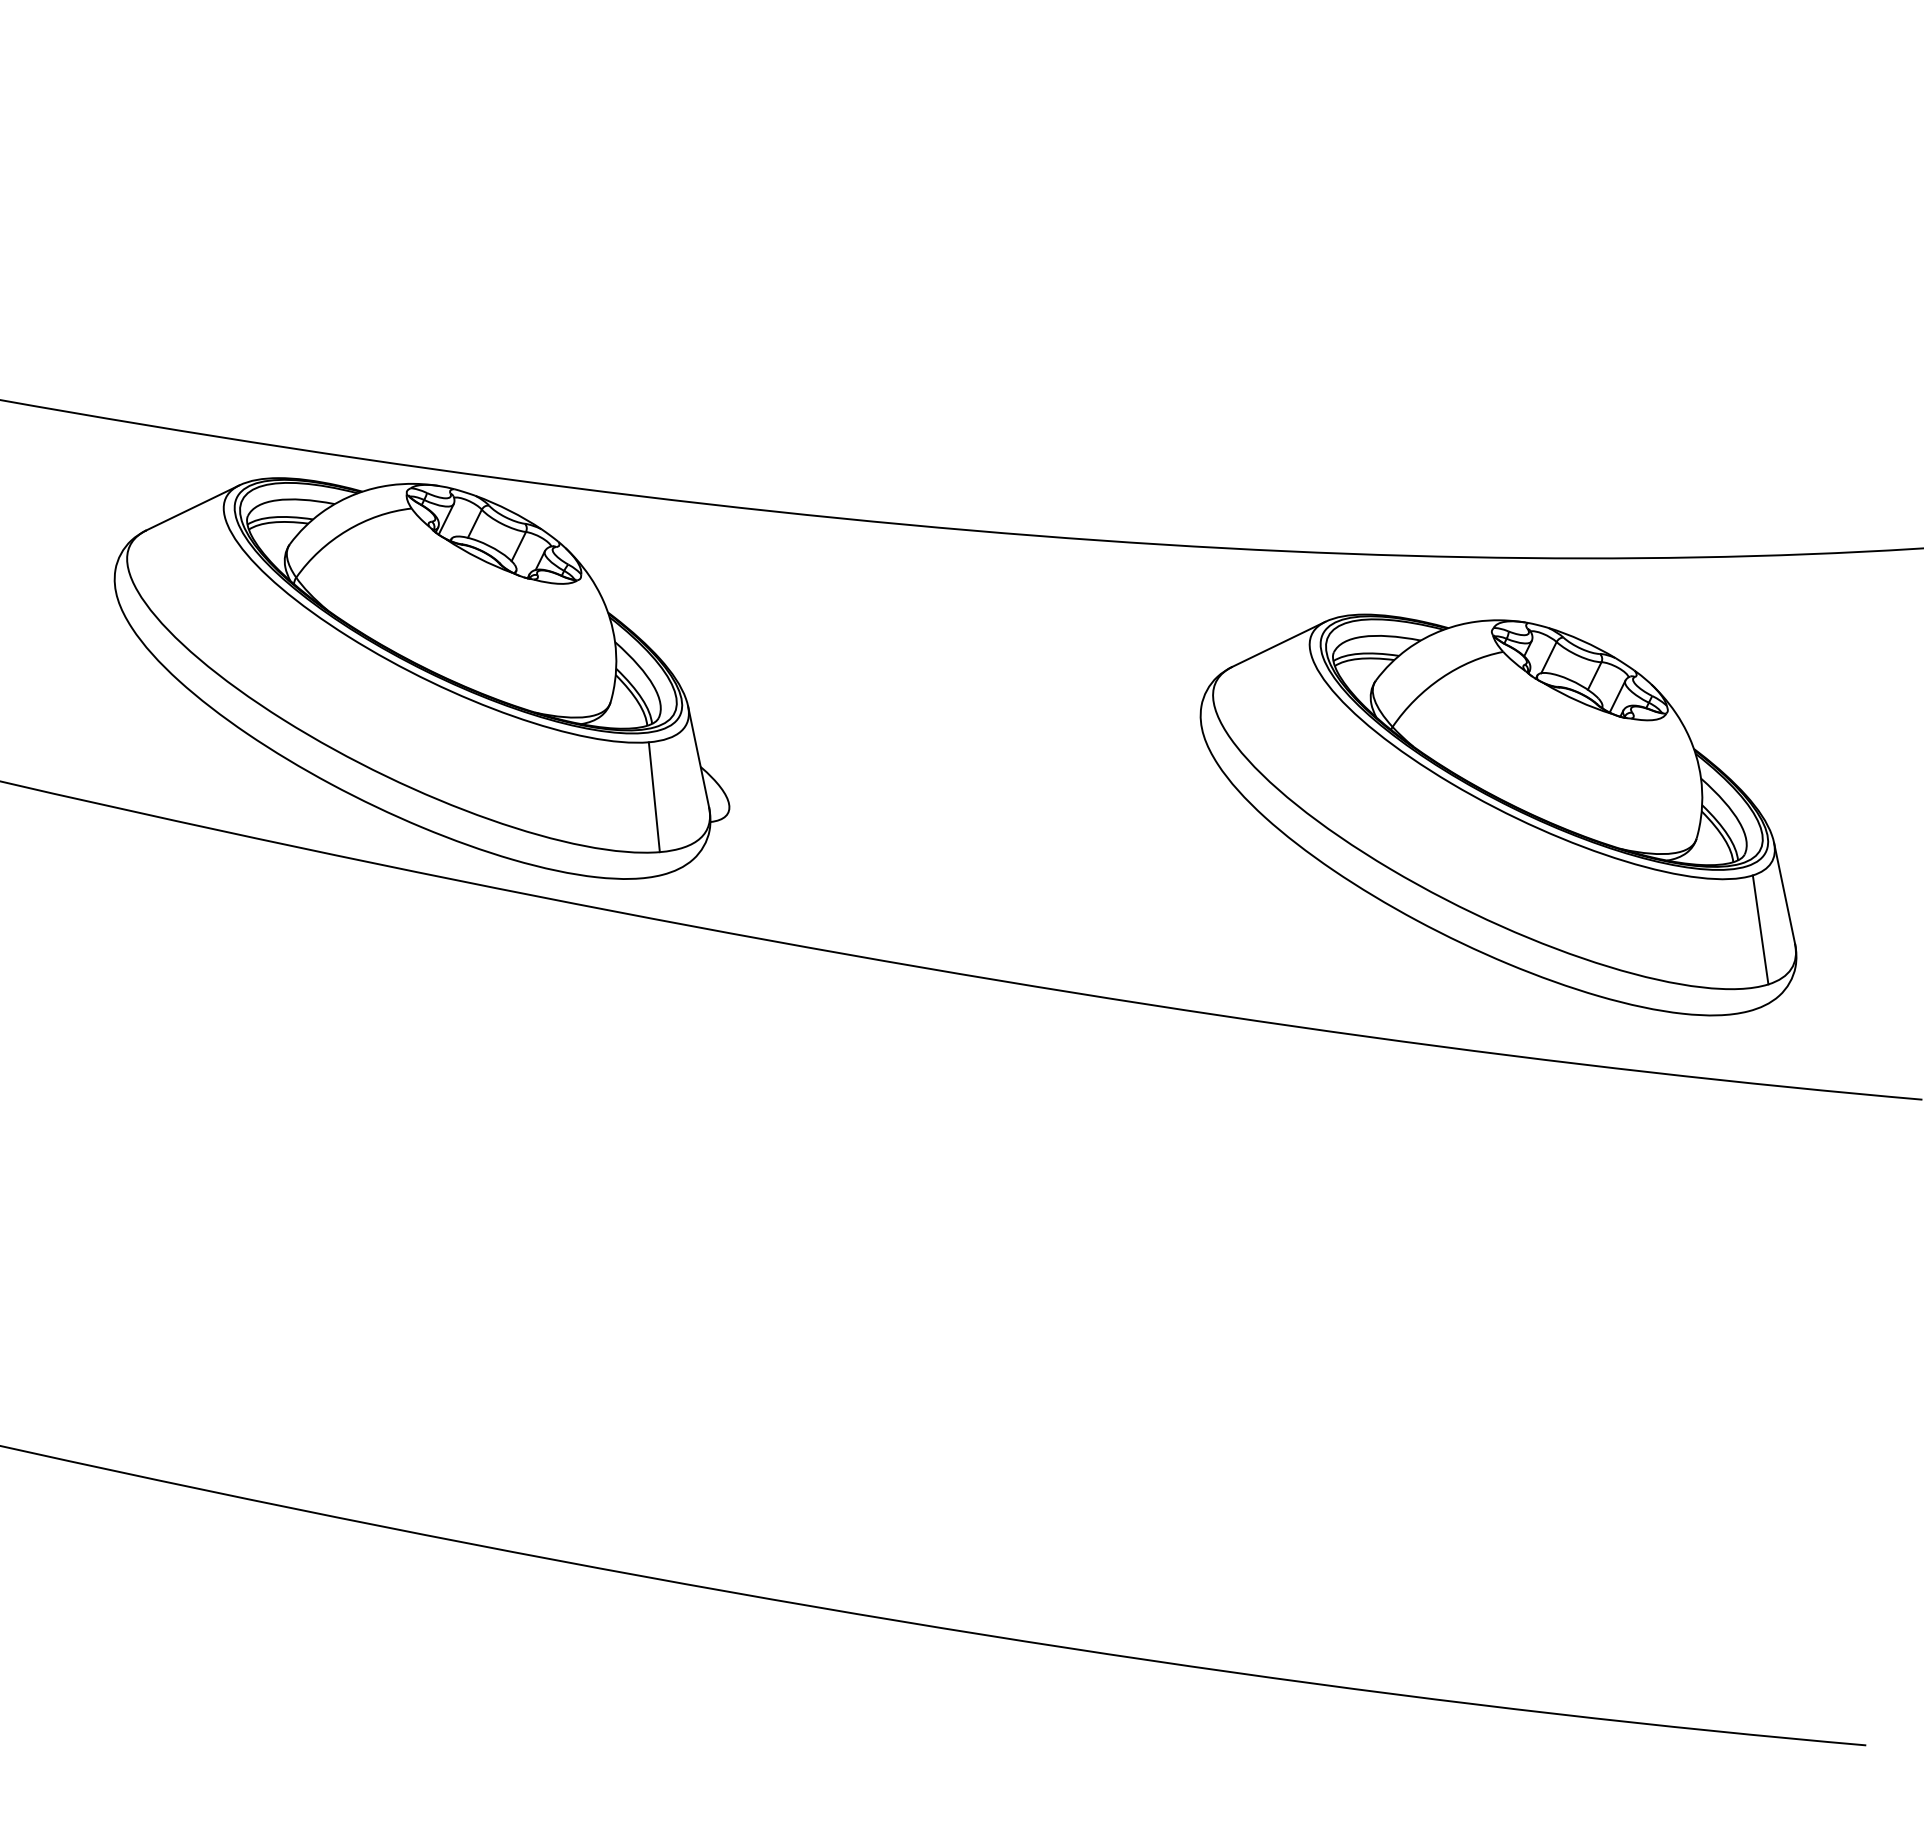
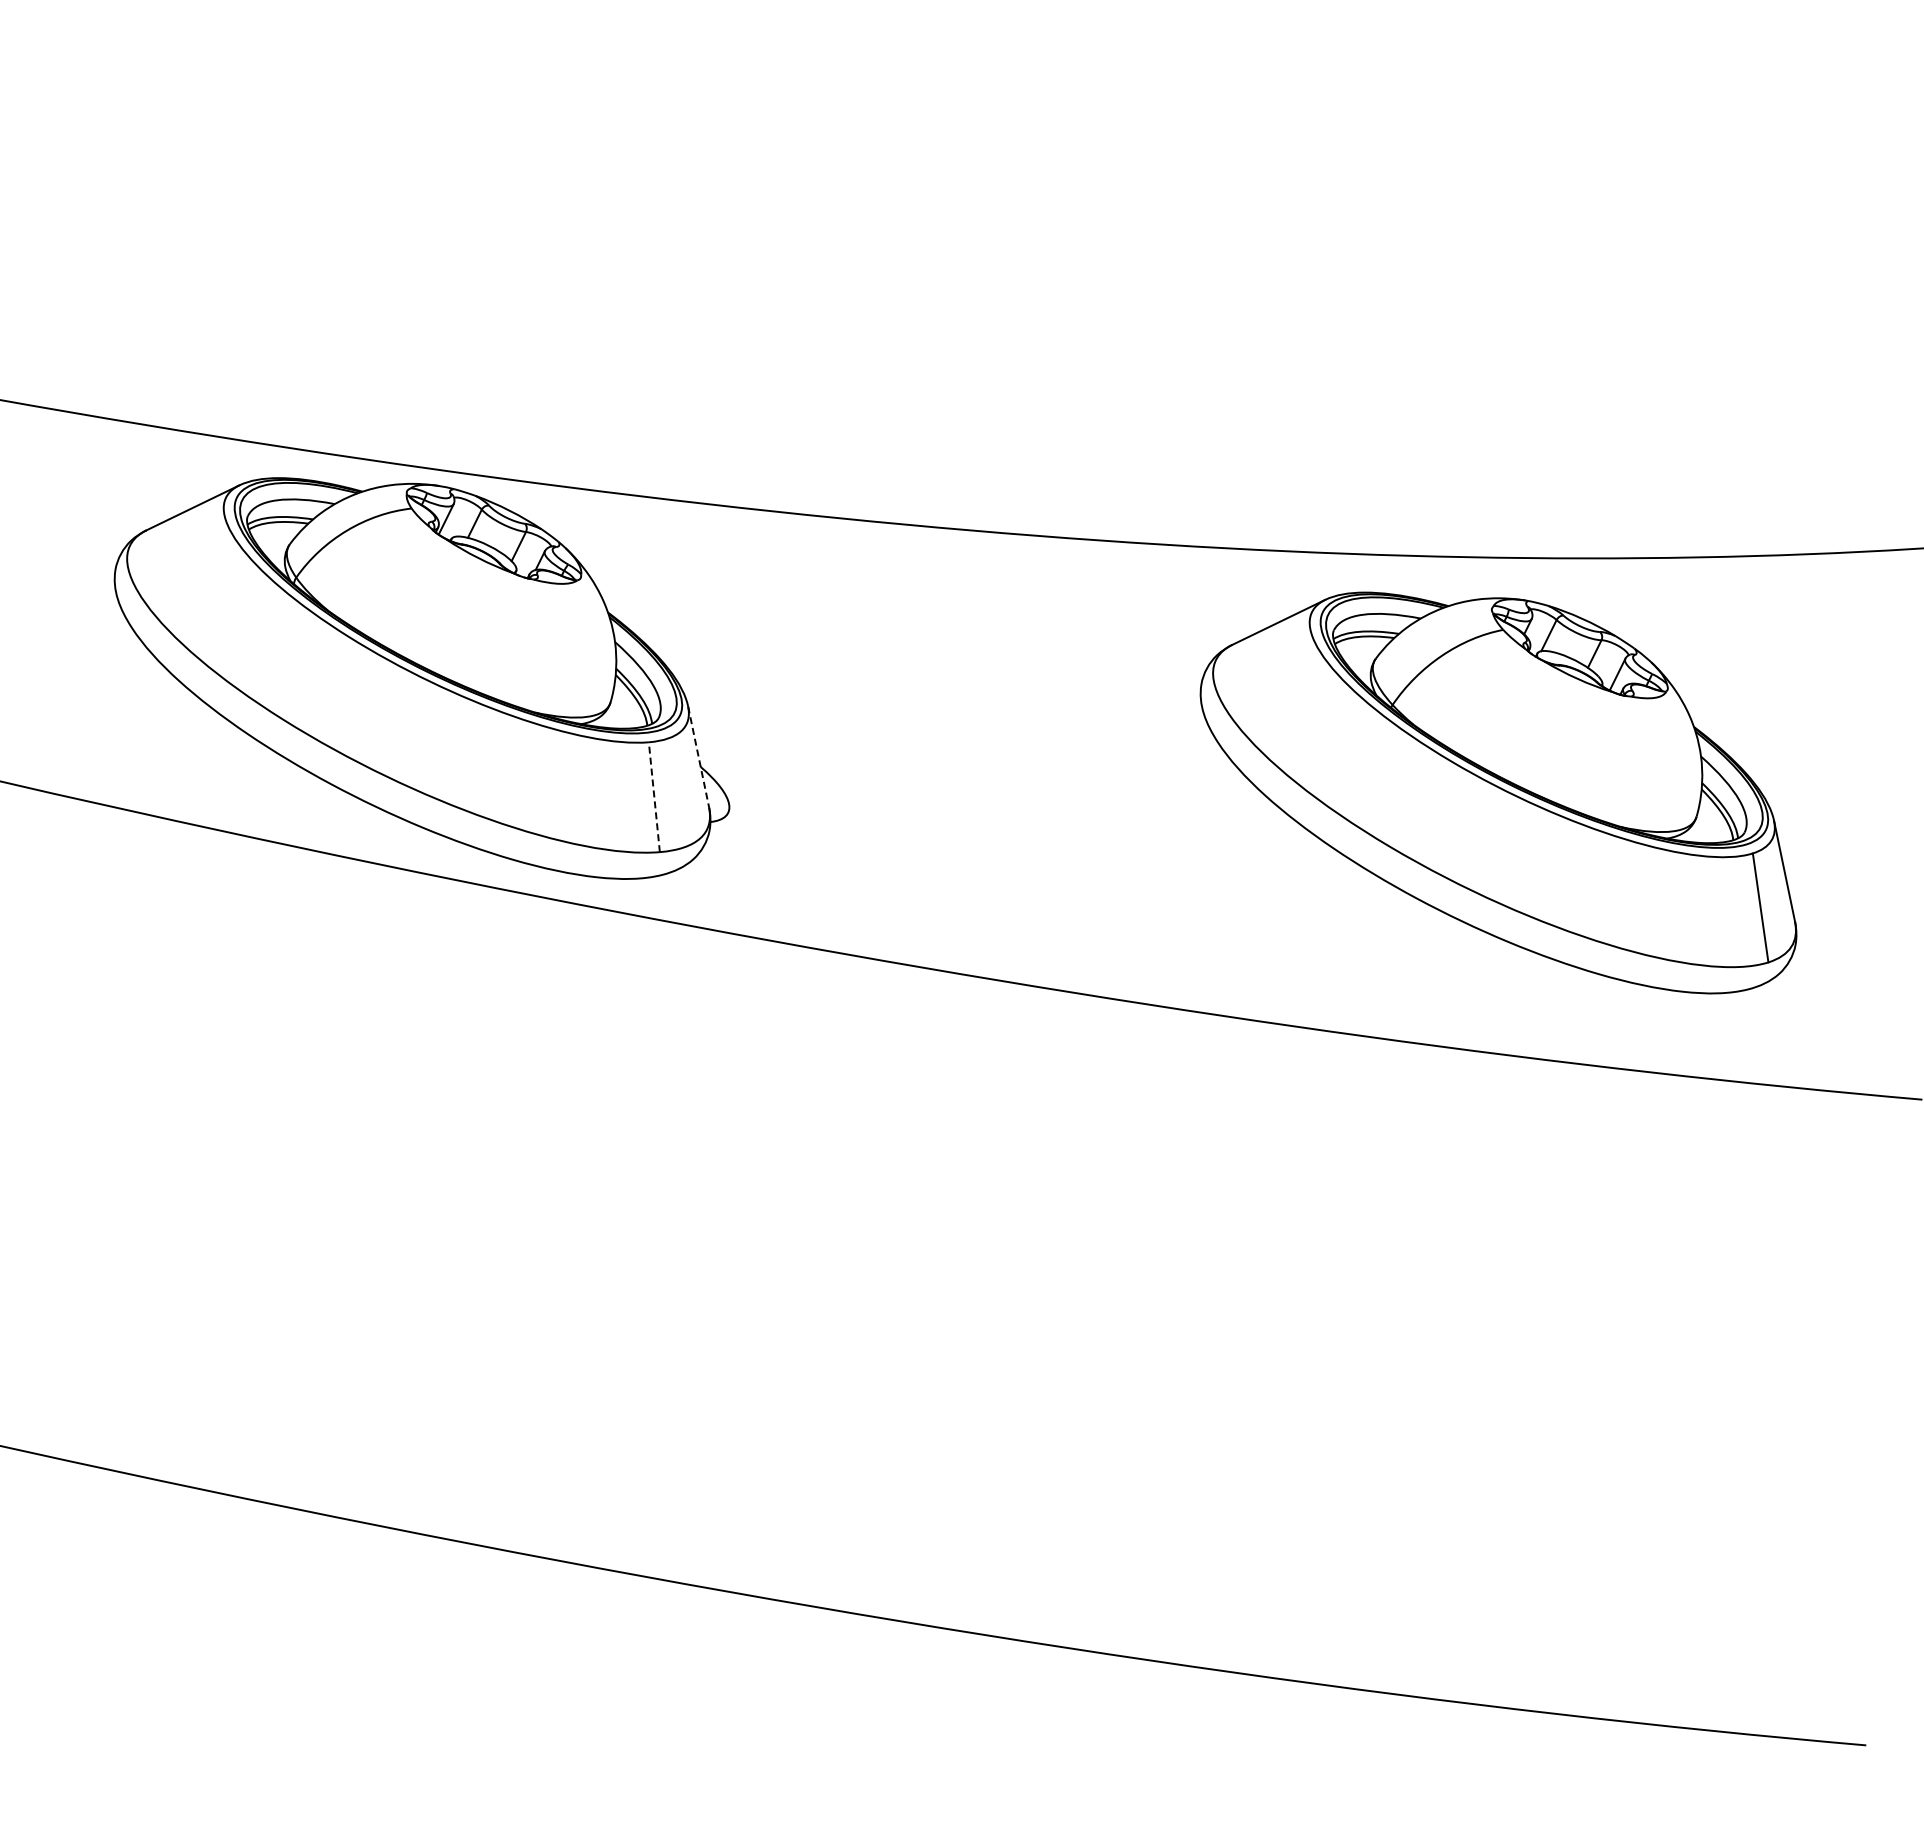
line: solid -> dashed (698, 757)
line: solid -> dashed (654, 796)
part position: (1498, 814) -> (1498, 792) (1498, 792)
